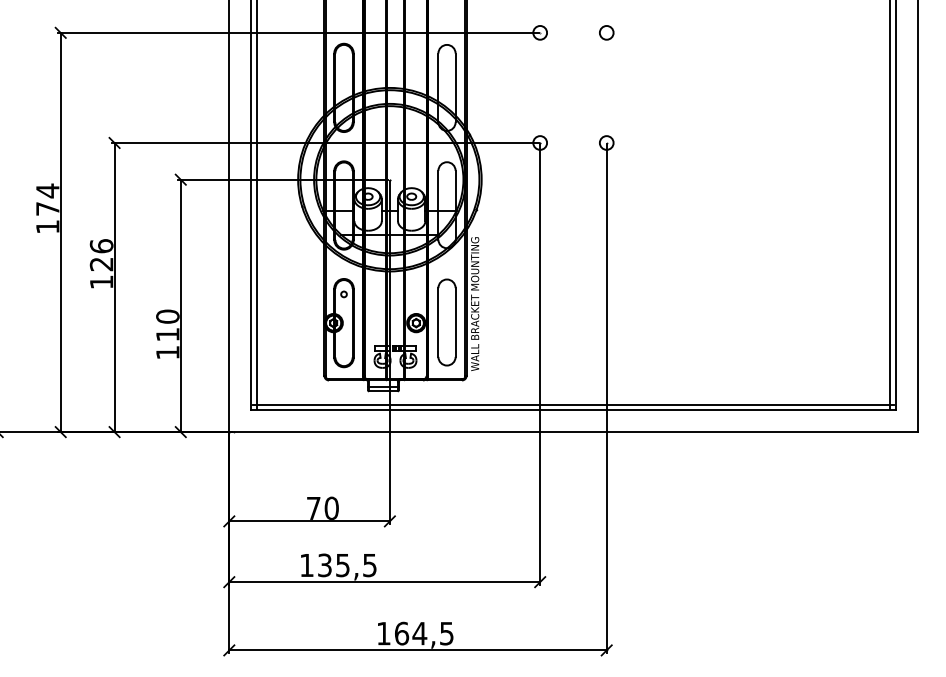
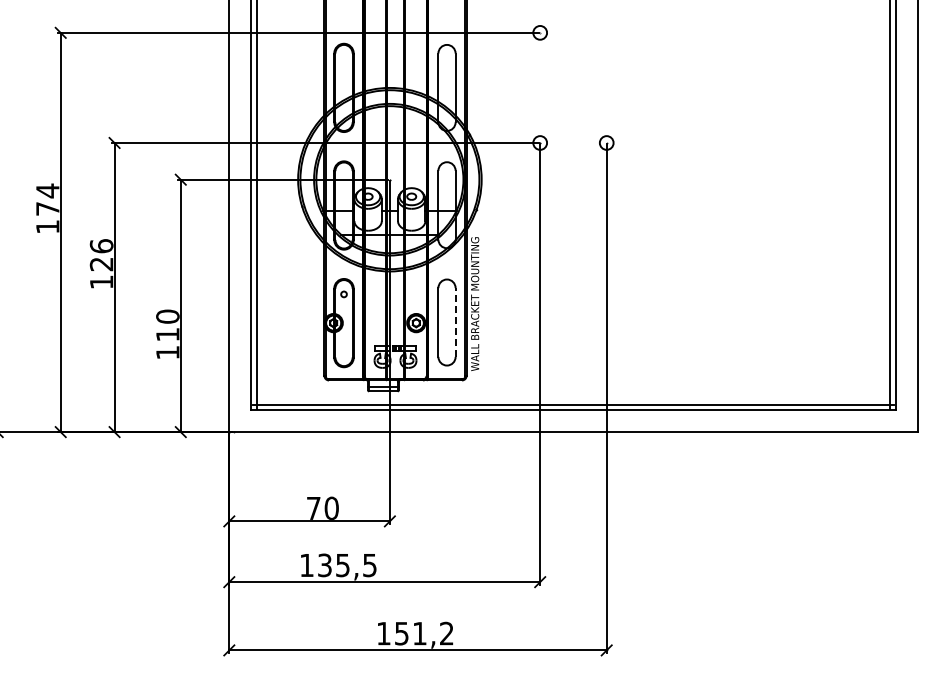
circle: present -> none (606, 32)
line: solid -> dashed (455, 322)
text: 164,5 -> 151,2 (424, 633)
